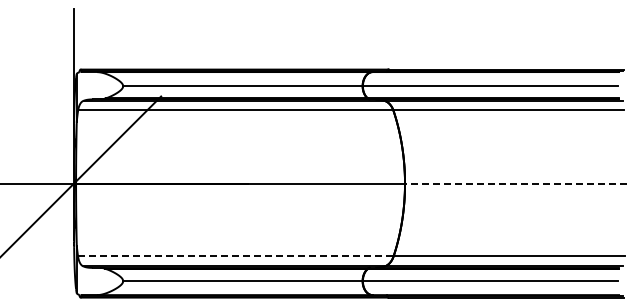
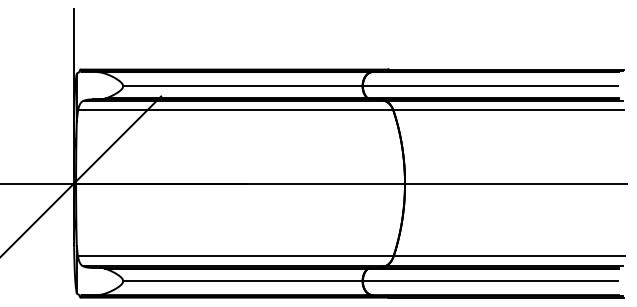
line: dashed -> solid (515, 183)
line: dashed -> solid (235, 256)
